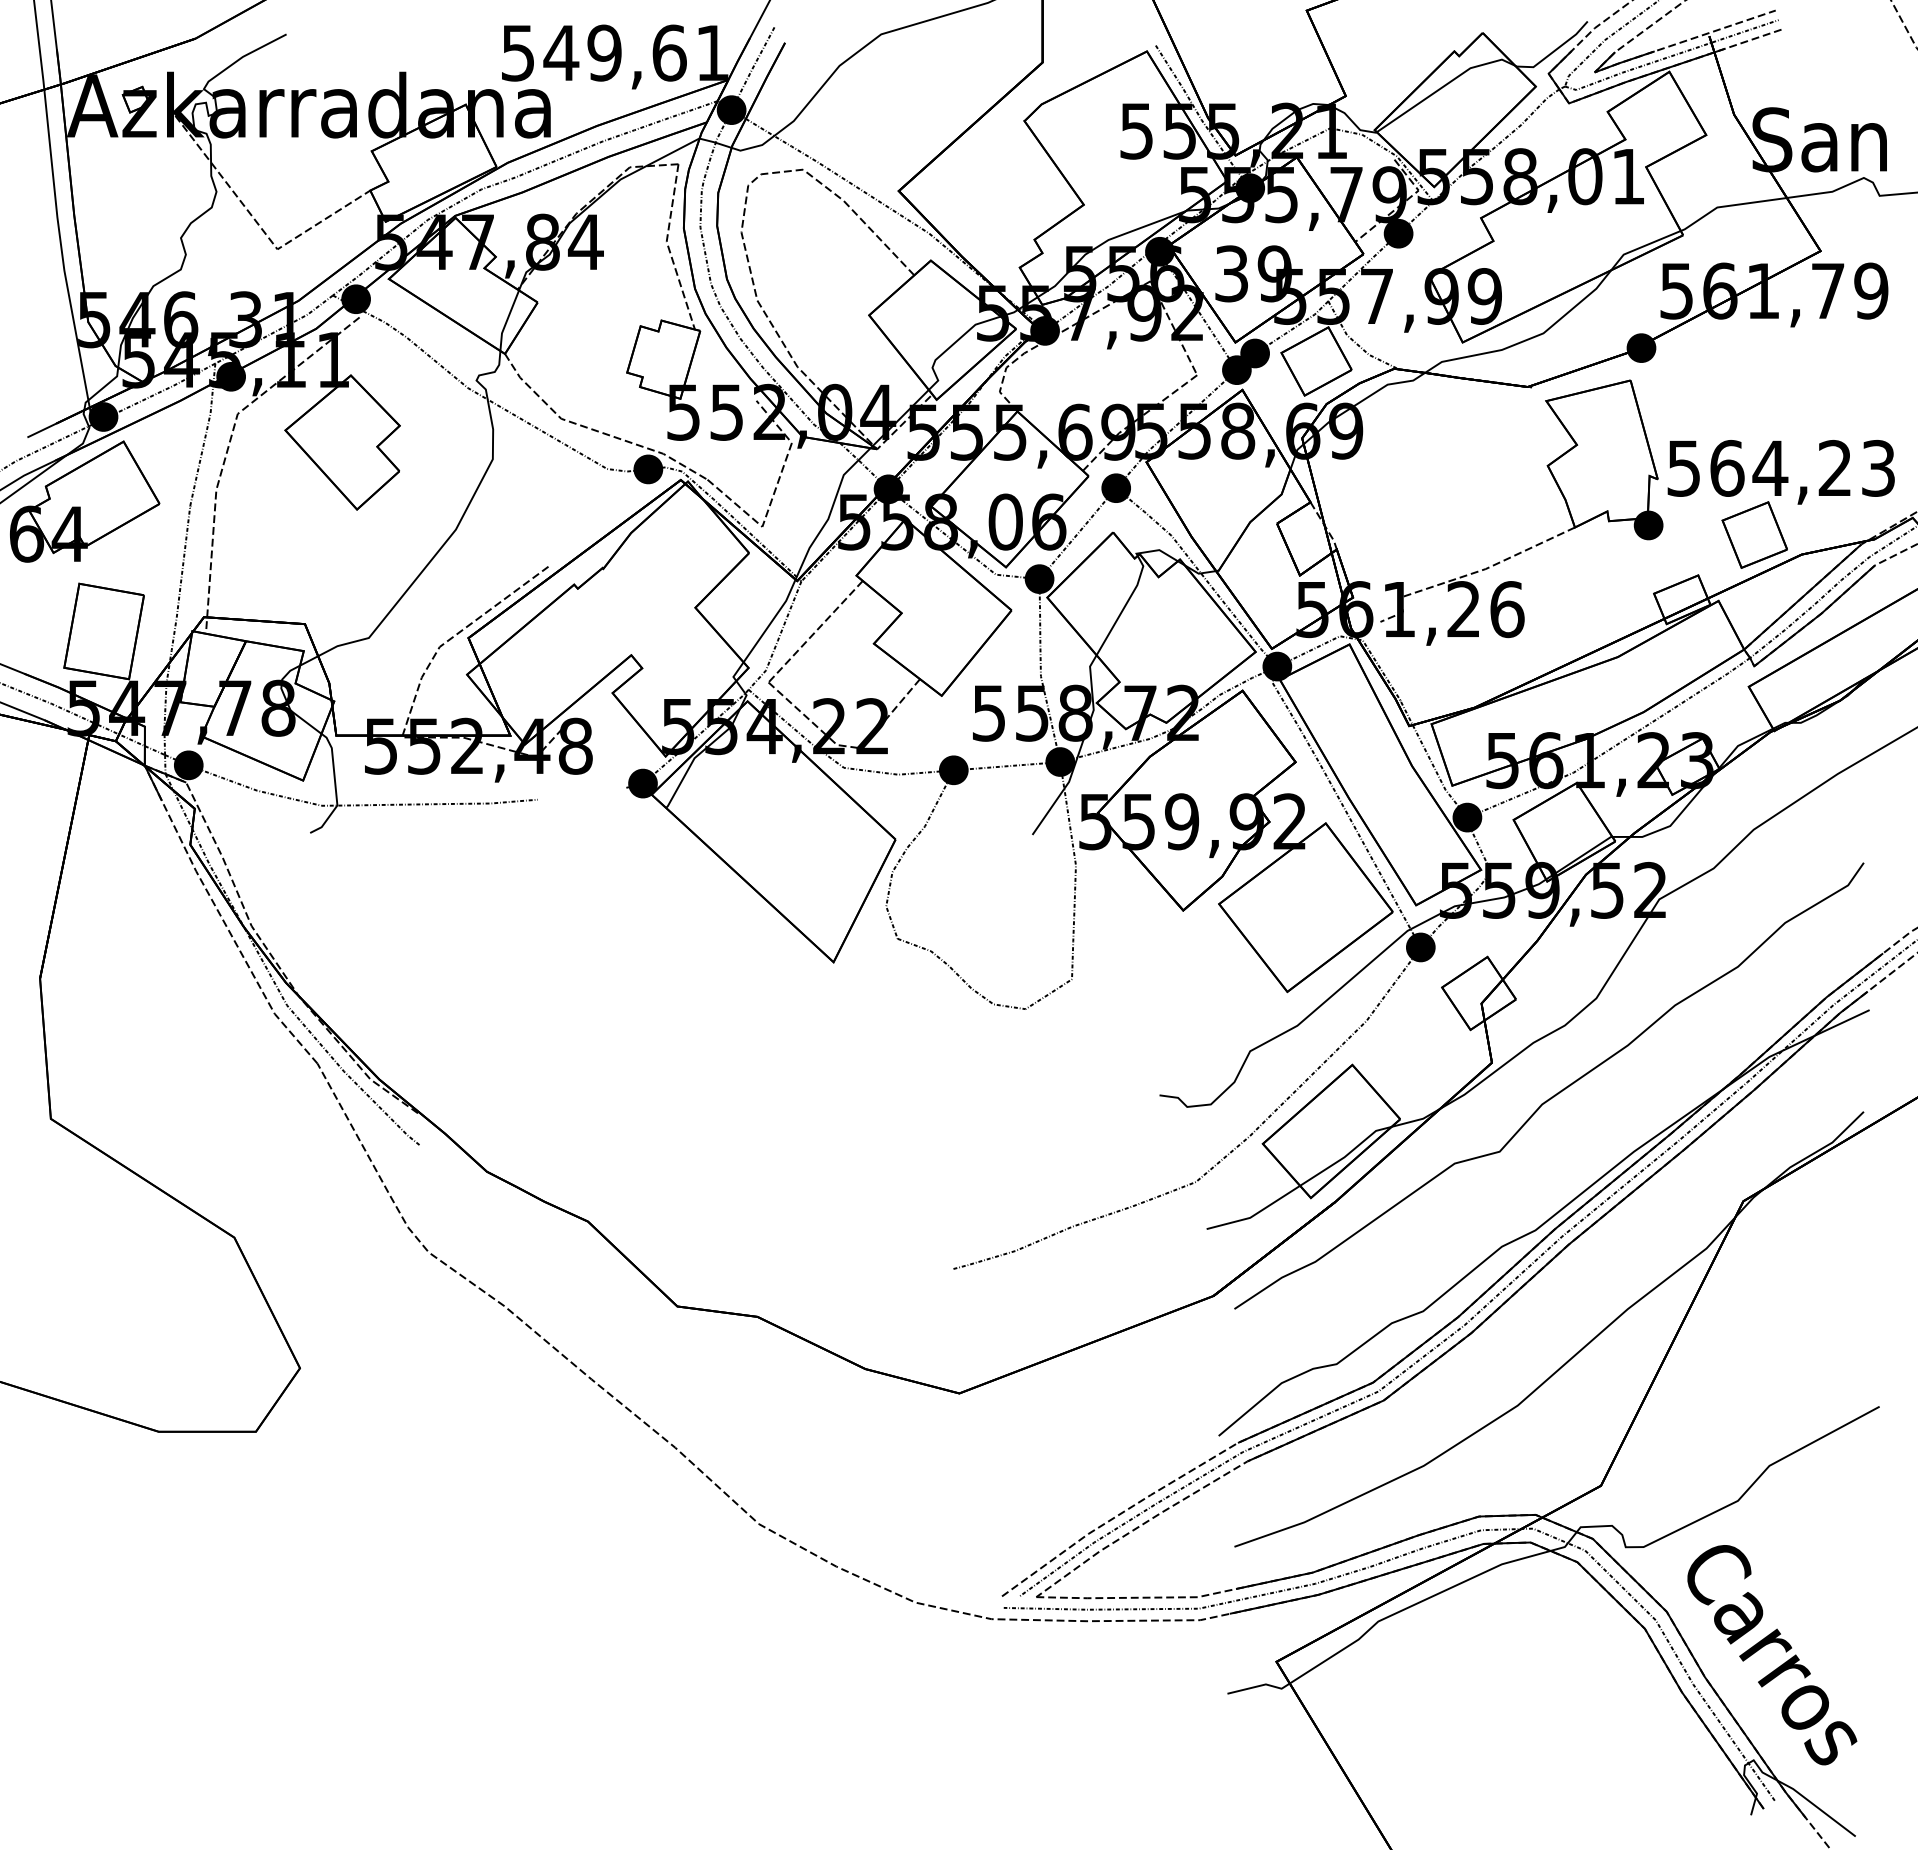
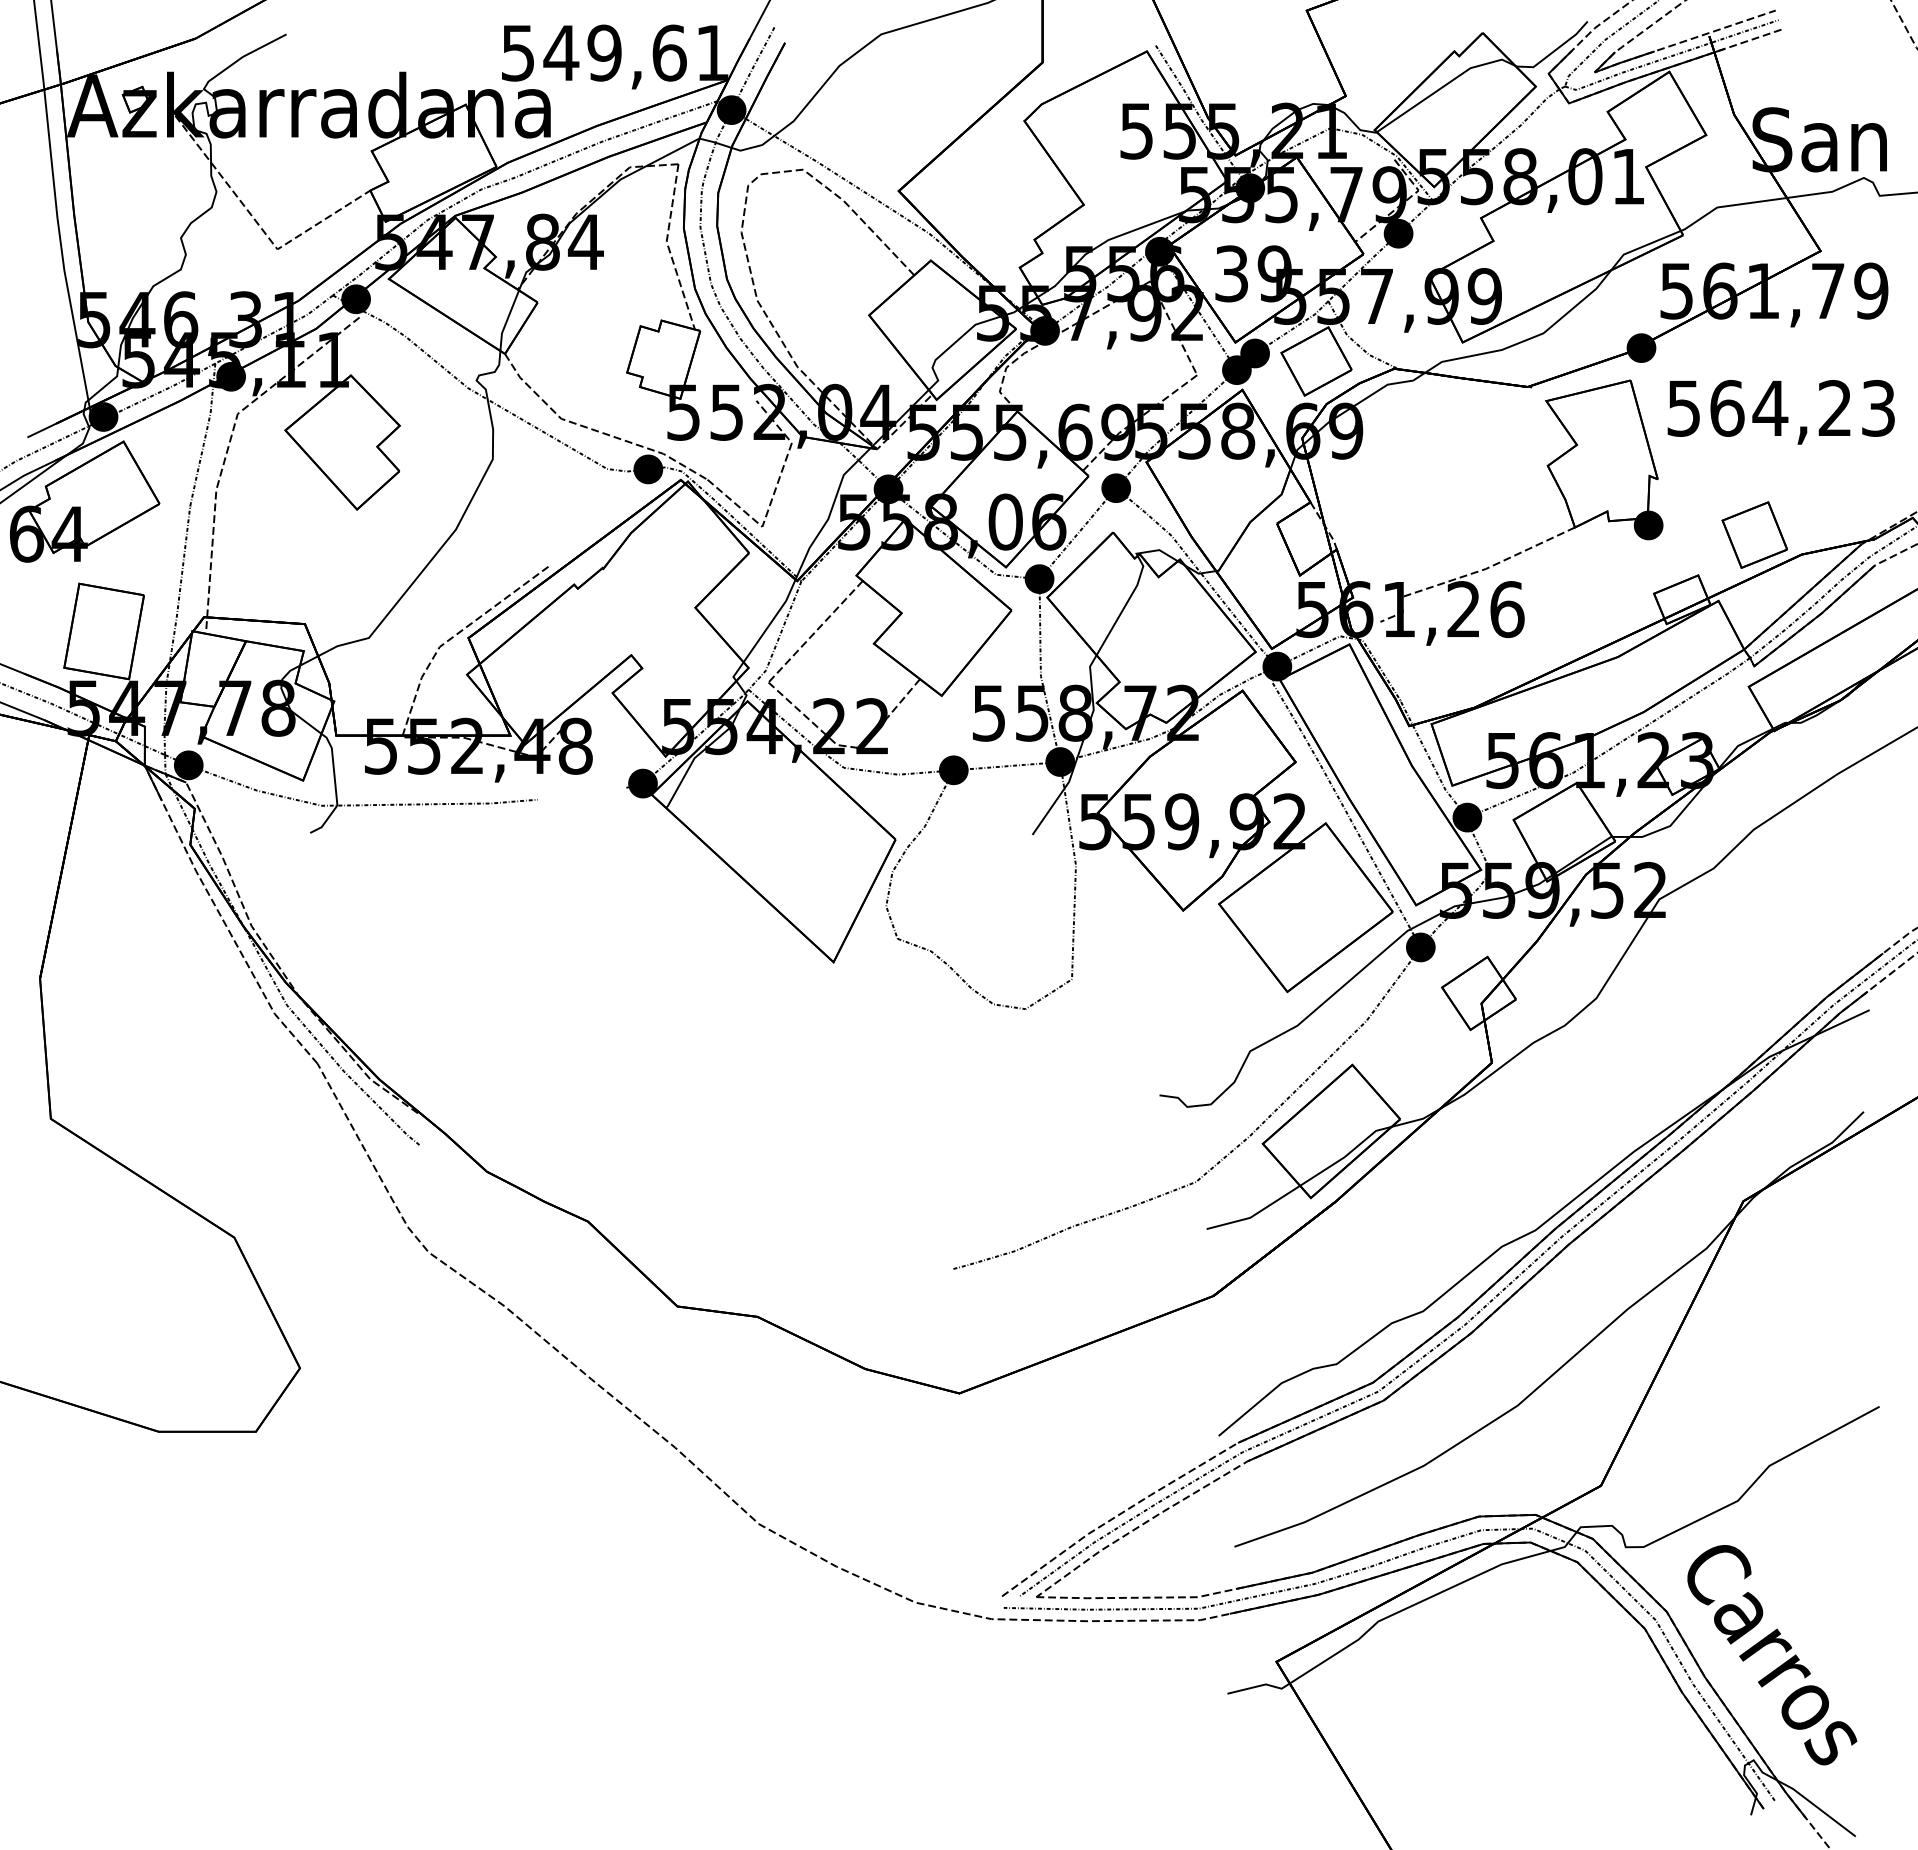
text position: (1780, 472) -> (1780, 412) (1780, 412)
curve: present -> none (1554, 1094)
